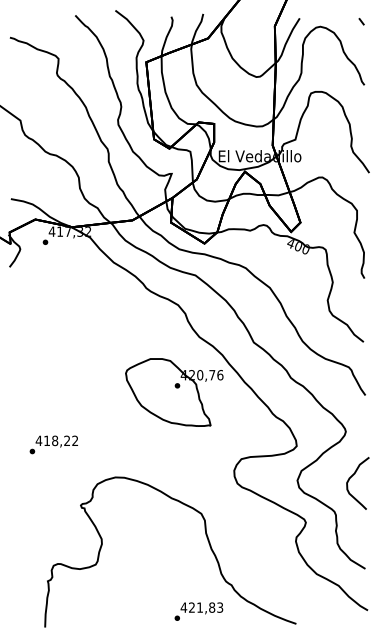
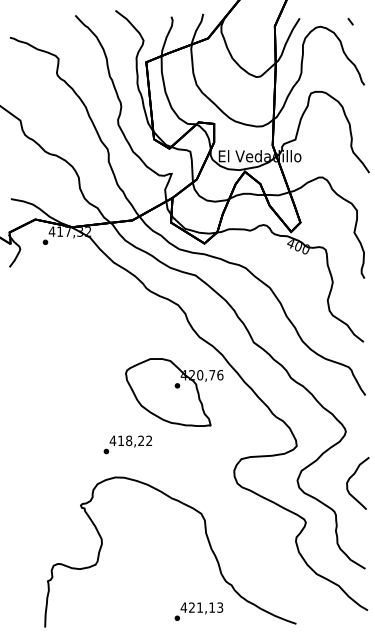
line position: (361, 21) -> (350, 21) (350, 21)
text position: (53, 444) -> (127, 444) (127, 444)
text: 421,83 -> 421,13 (212, 607)
